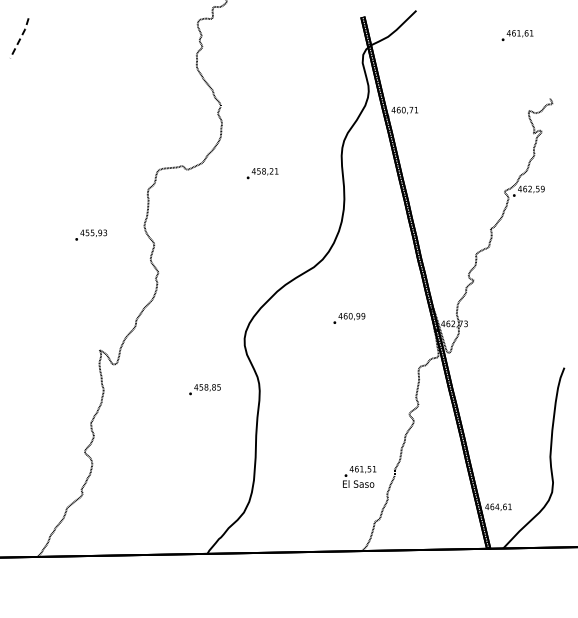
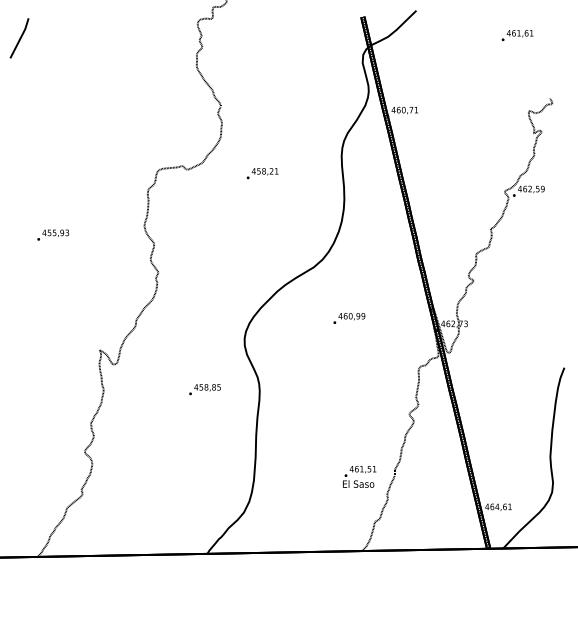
line: dashed -> solid (20, 38)
text position: (91, 234) -> (53, 234) (53, 234)
